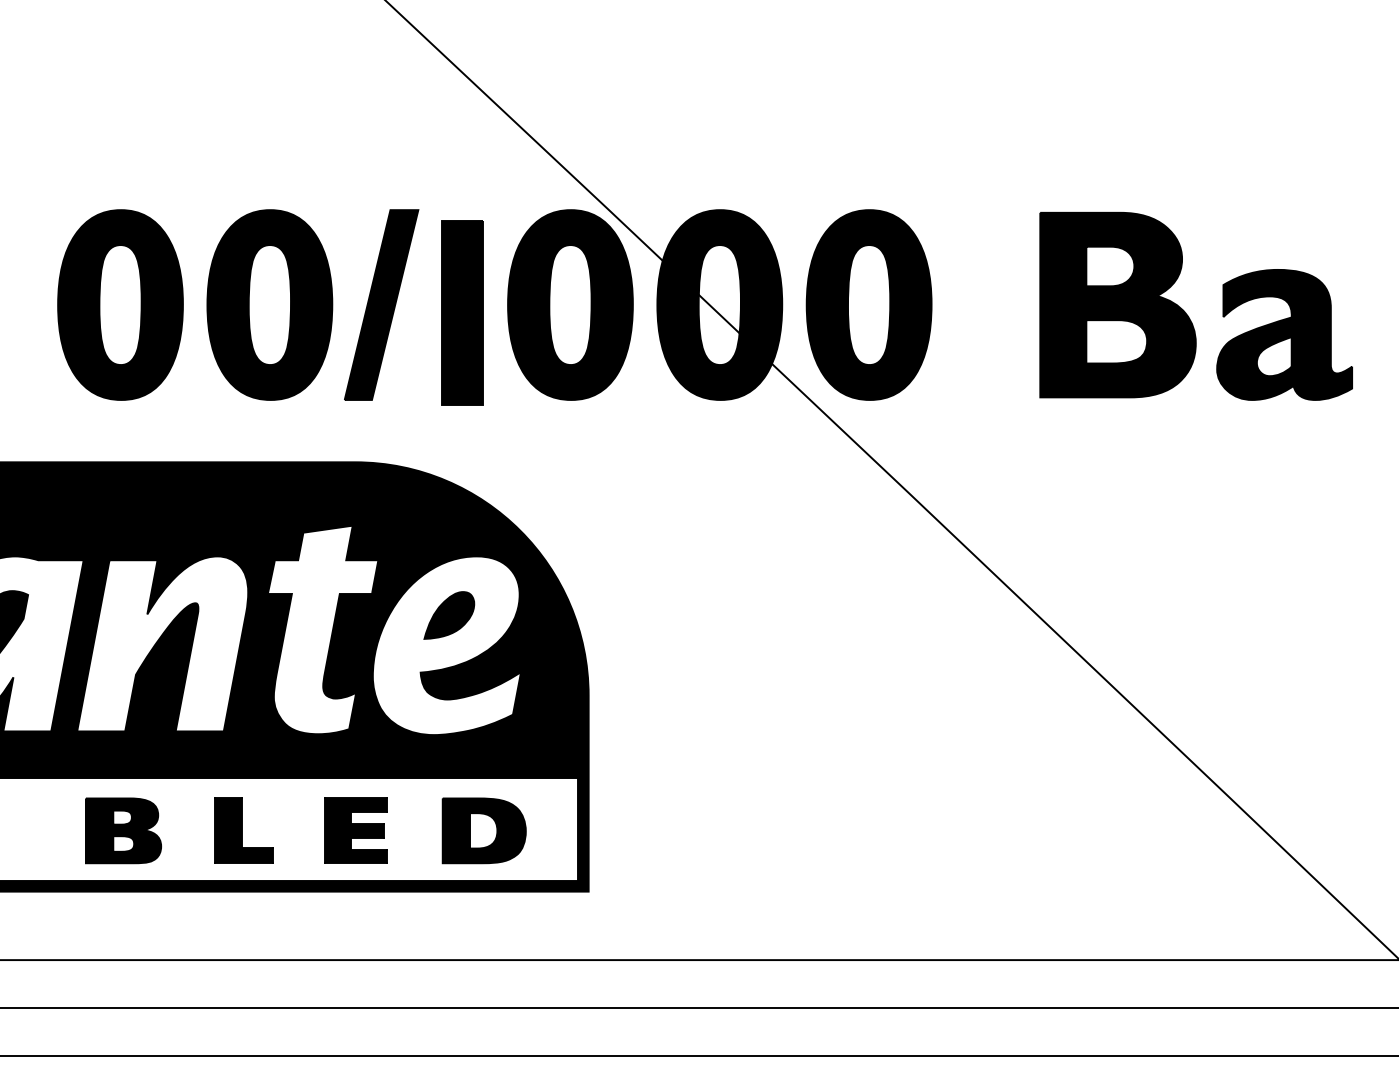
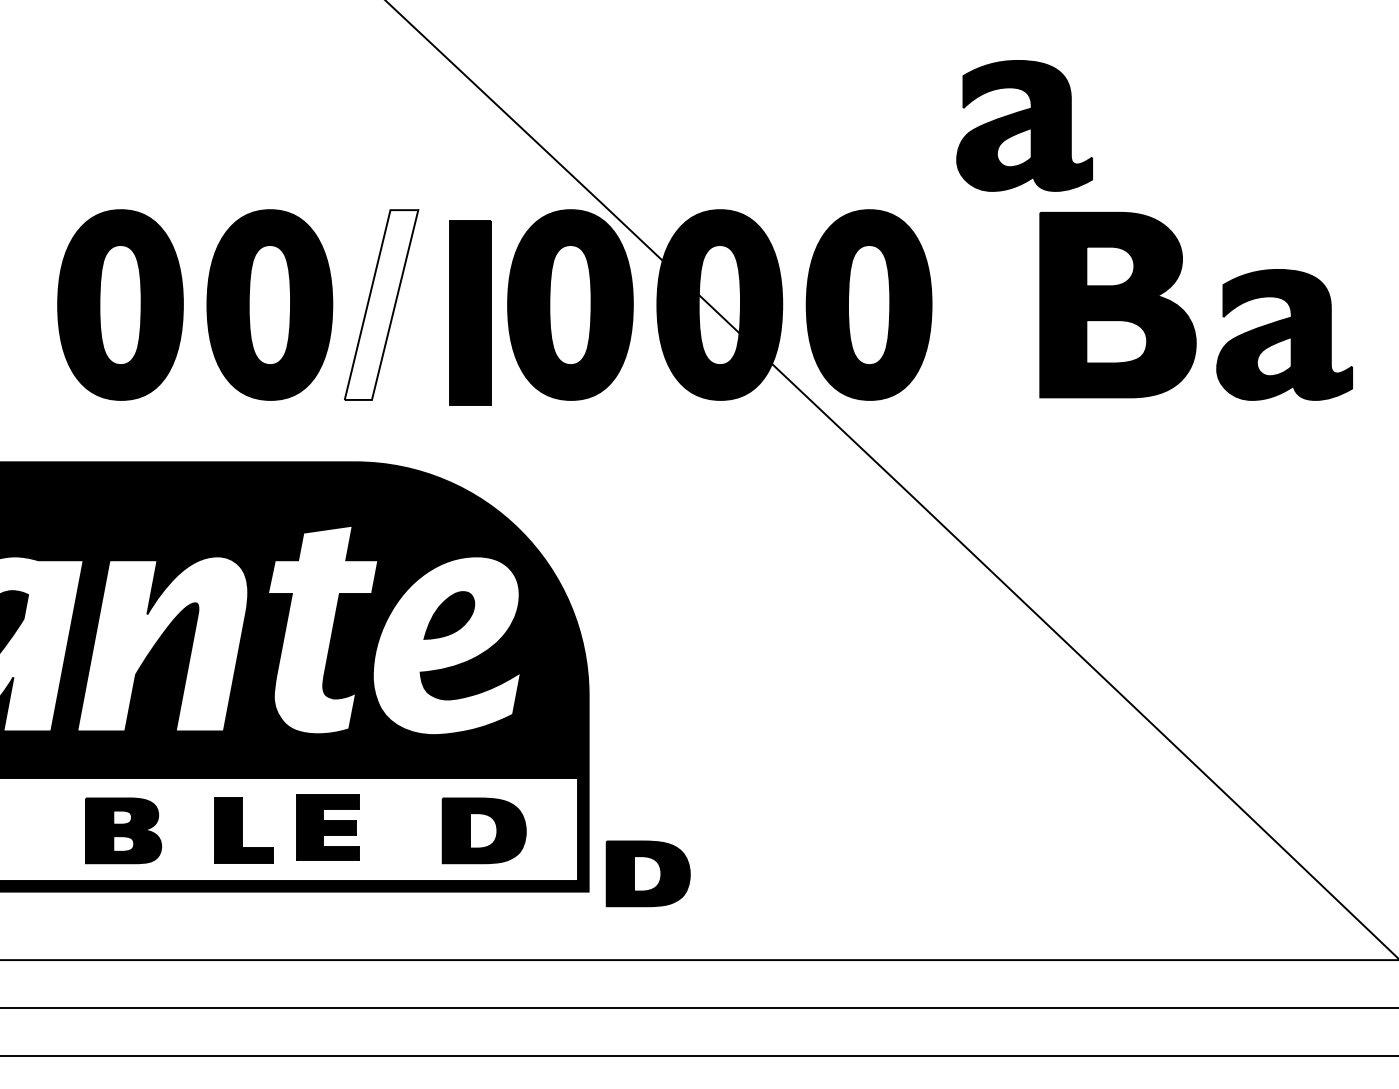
part: none -> present (1024, 125)
fill: present -> none (381, 304)
part position: (462, 312) -> (470, 312) (470, 312)
part position: (355, 830) -> (327, 827) (327, 827)
part: none -> present (647, 873)
